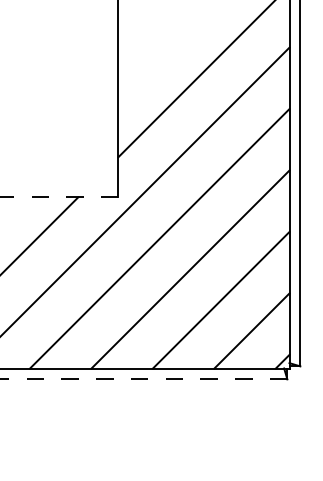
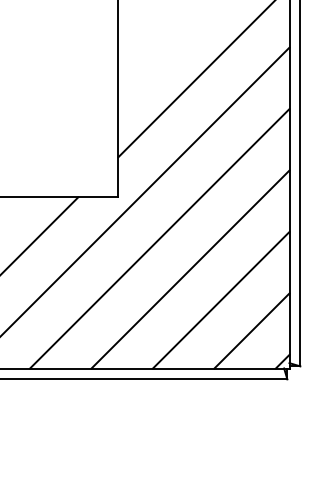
line: dashed -> solid (59, 197)
line: dashed -> solid (143, 379)
